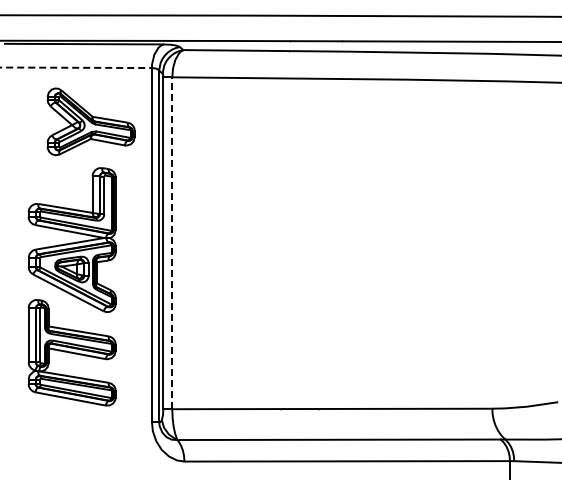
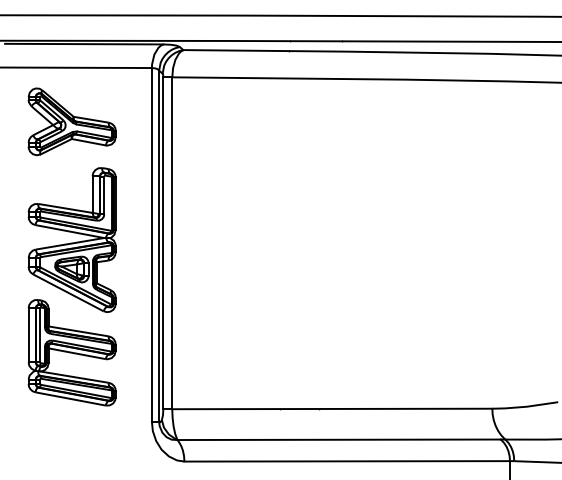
line: dashed -> solid (76, 67)
part position: (90, 121) -> (71, 121) (71, 121)
line: dashed -> solid (172, 243)
